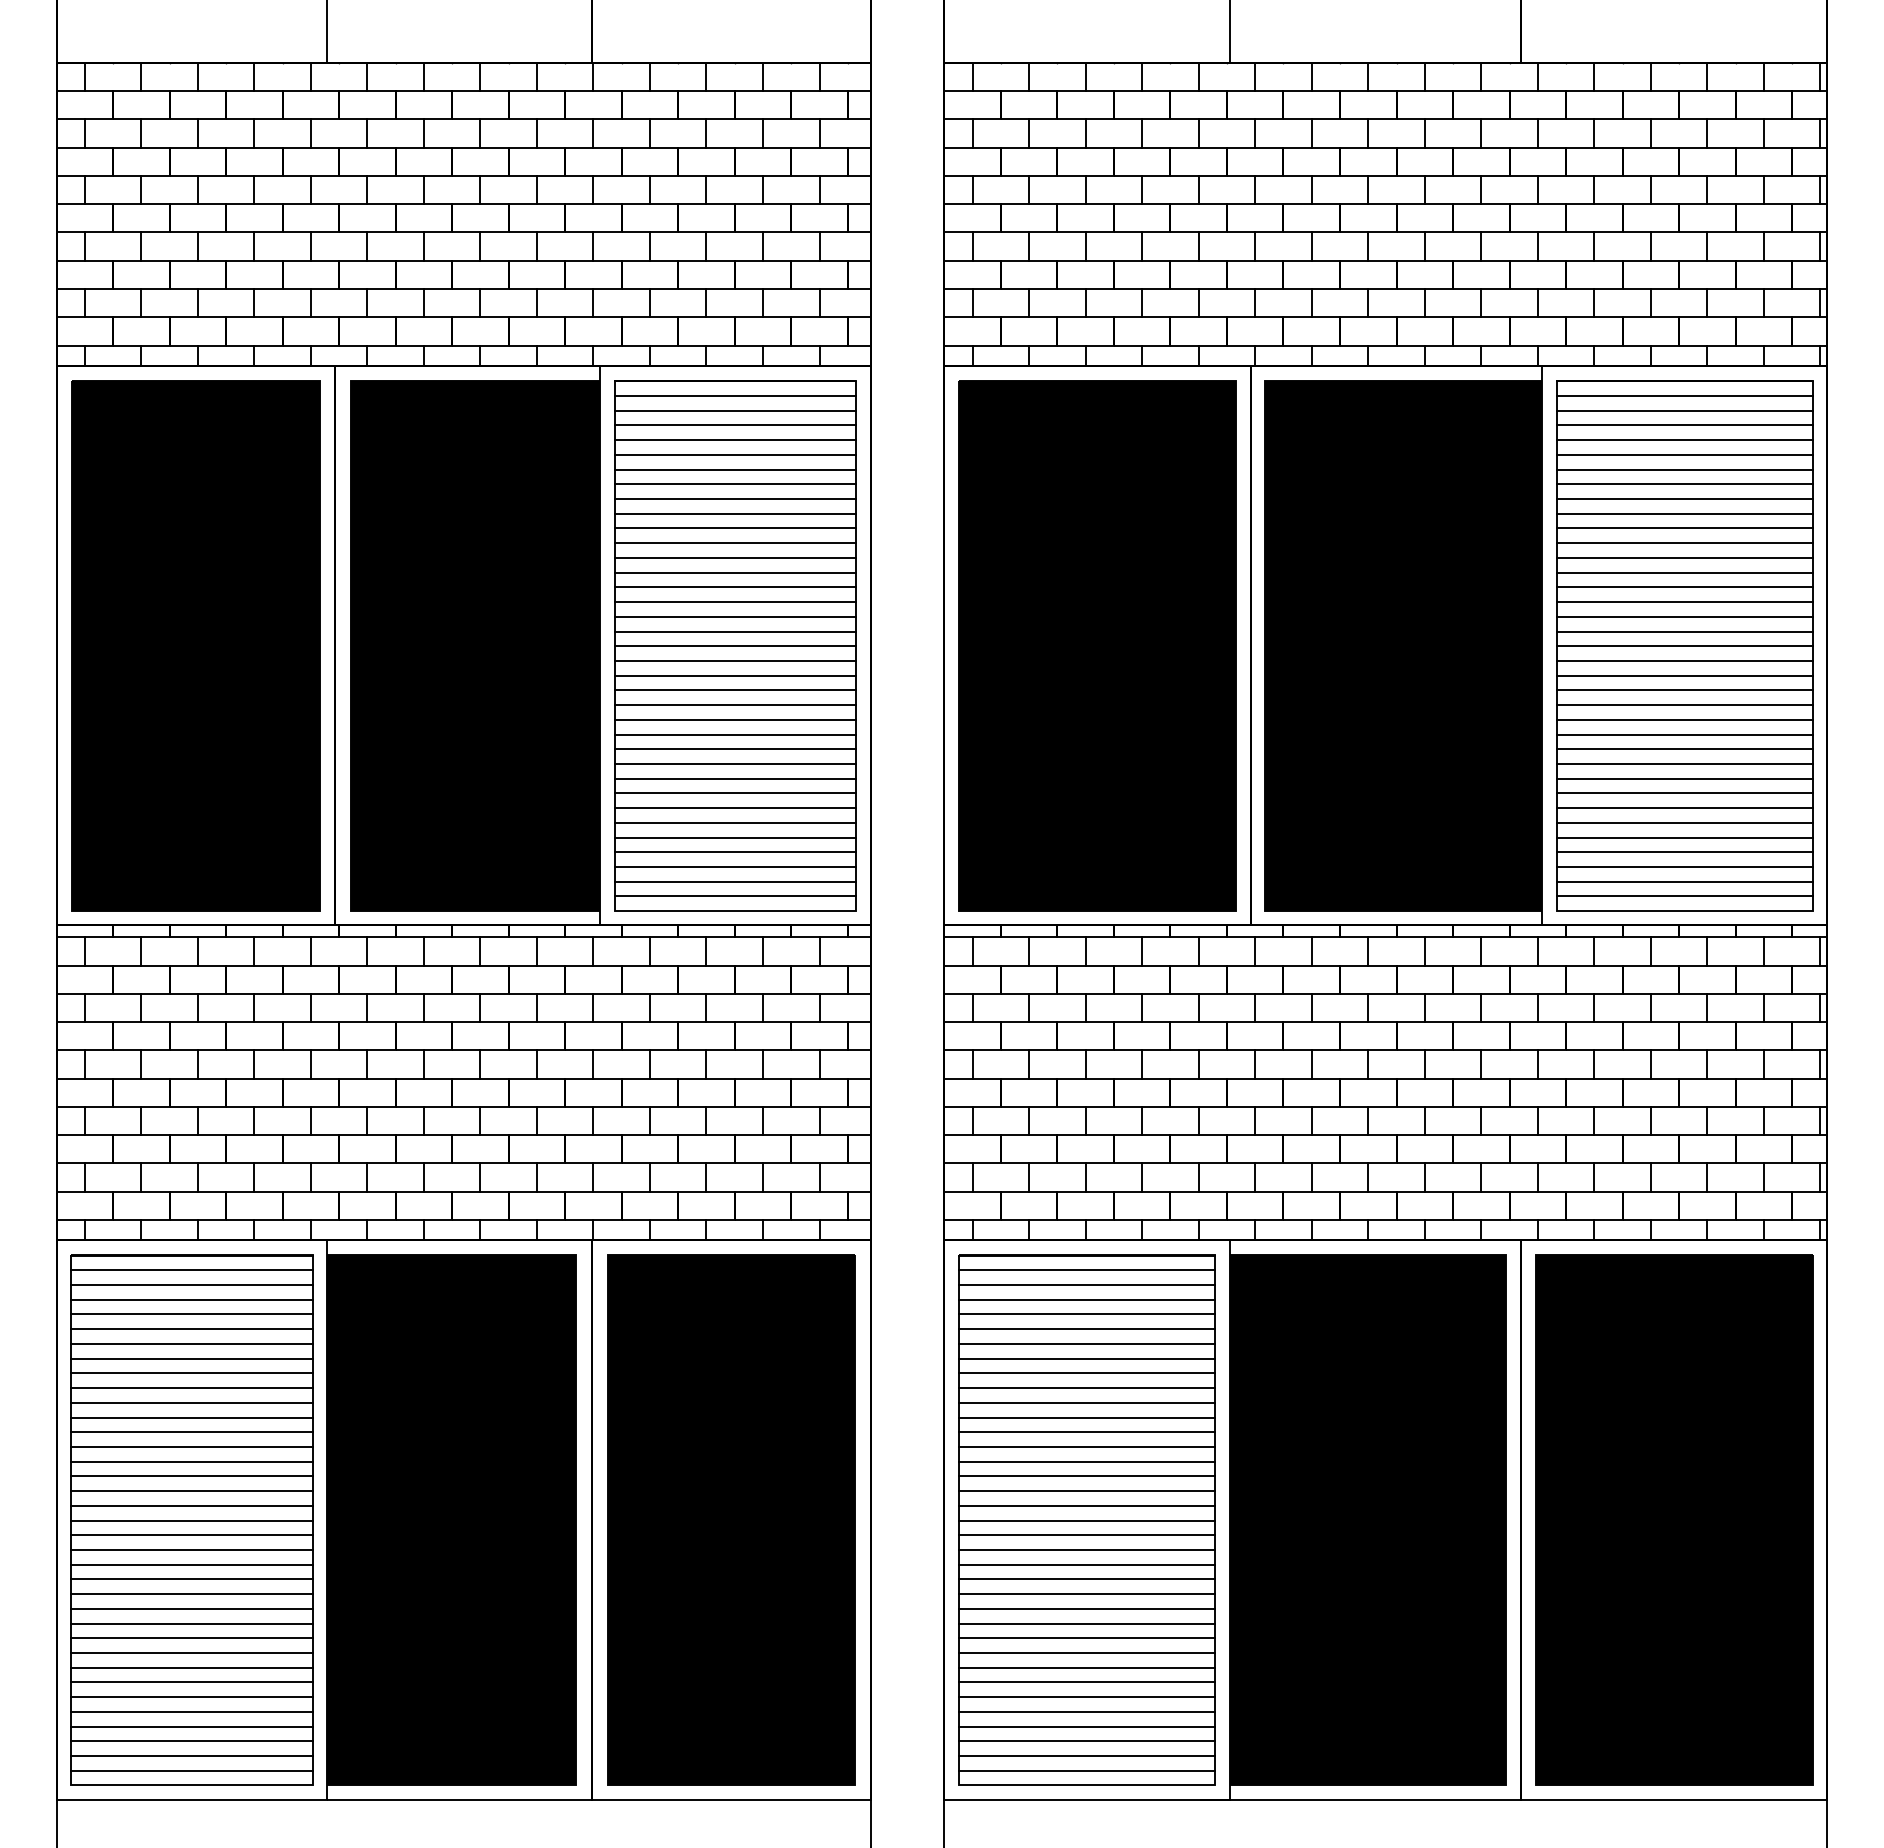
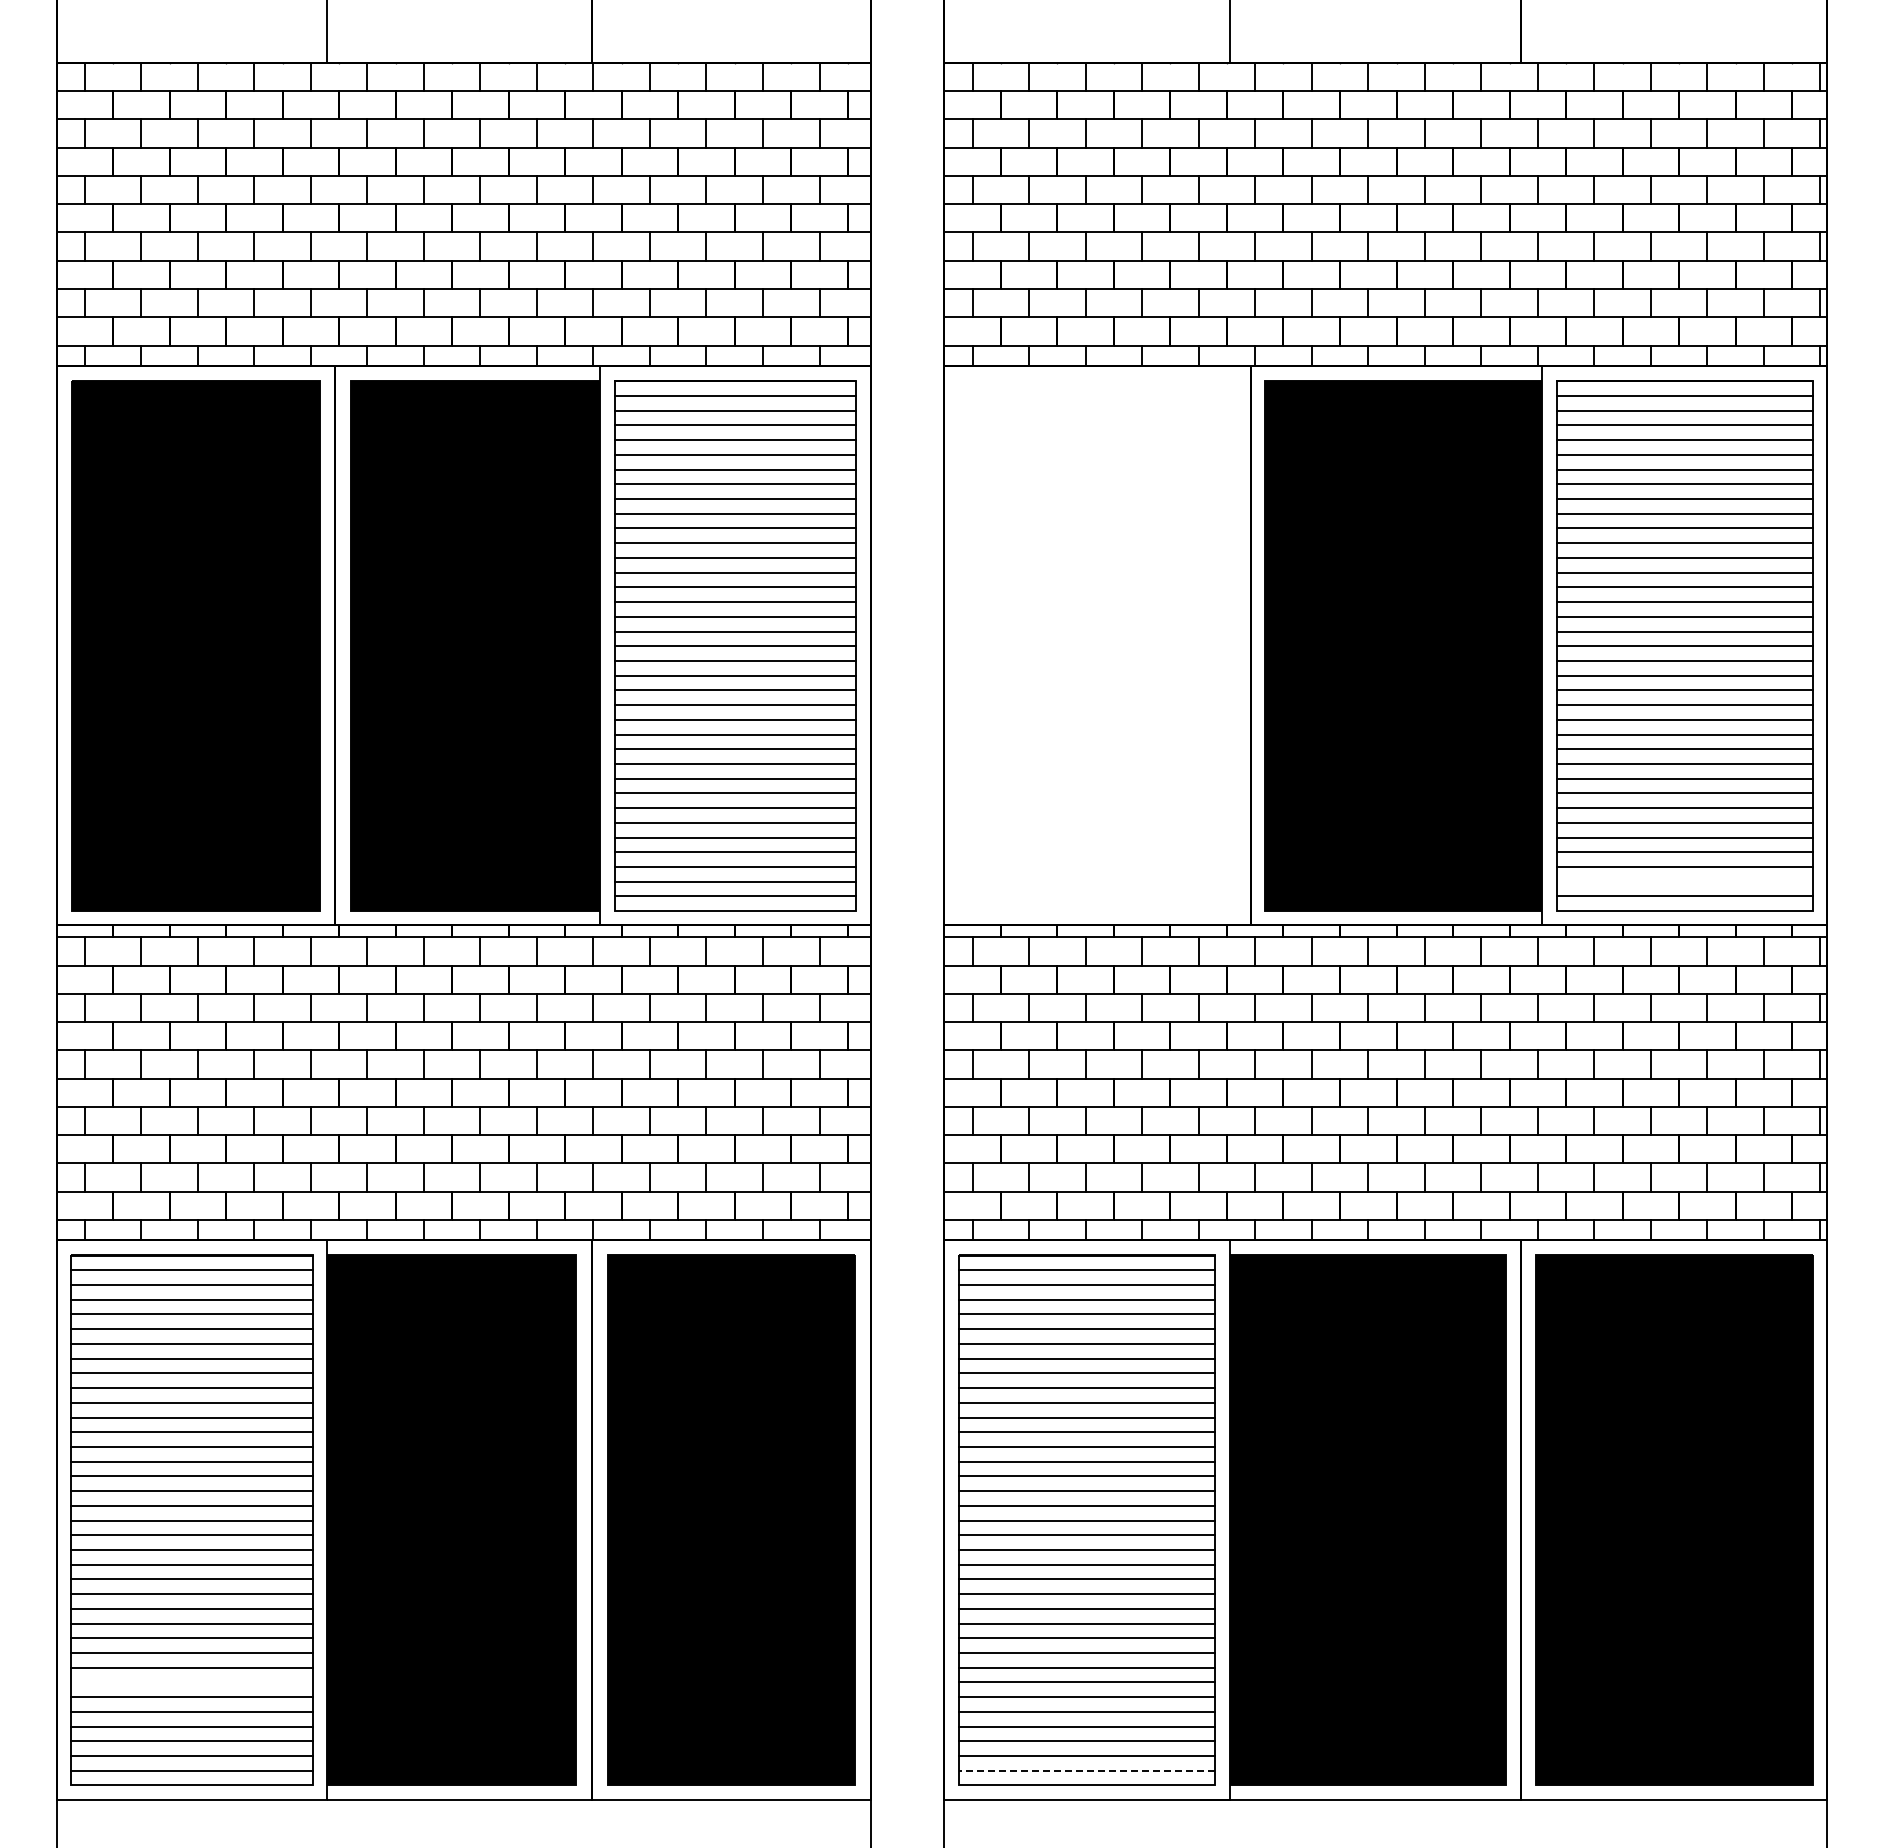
part: present -> none (1097, 645)
line: present -> none (1684, 881)
line: present -> none (191, 1682)
line: solid -> dashed (1086, 1770)
